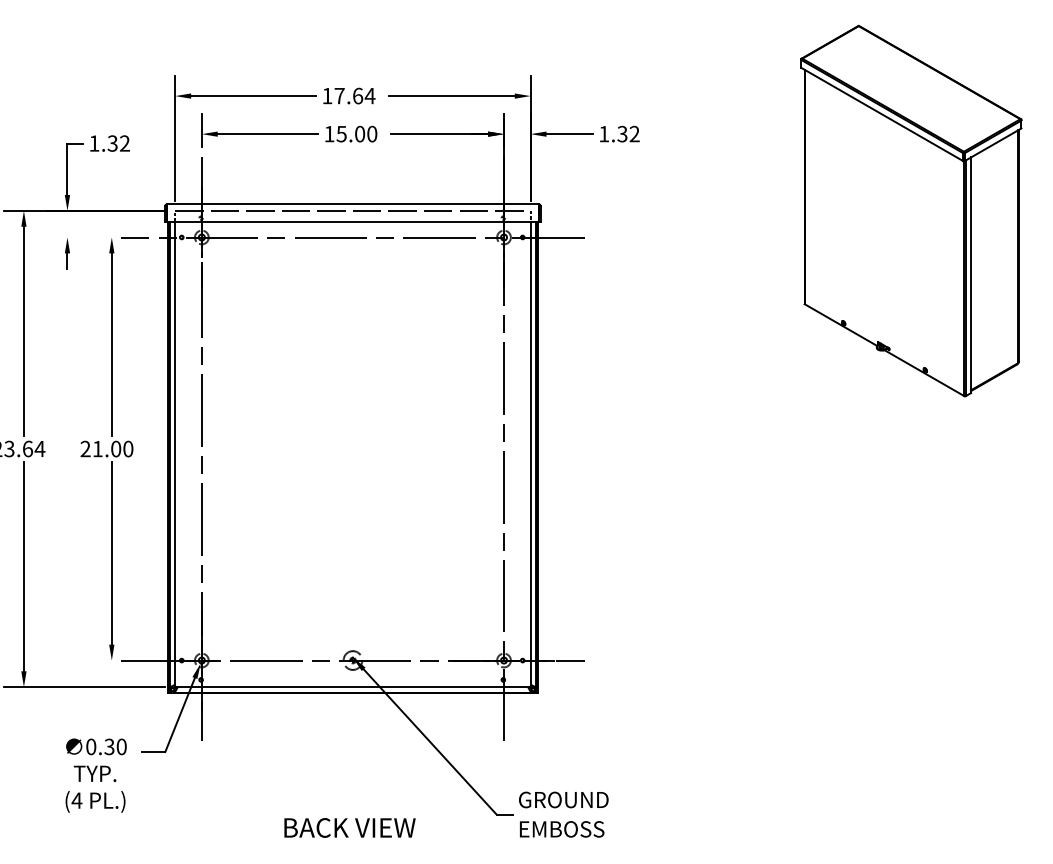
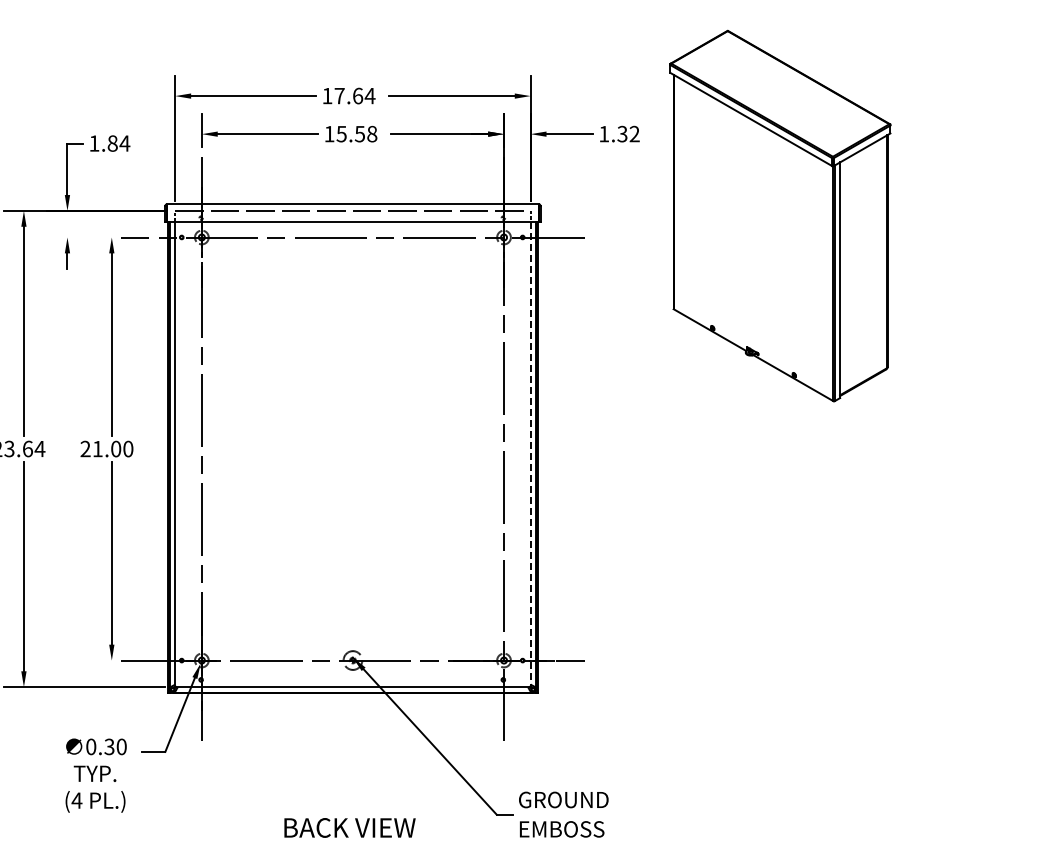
text: 15.00 -> 15.58 (365, 133)
text: 1.32 -> 1.84 (118, 143)
part position: (911, 210) -> (780, 215) (780, 215)
line: solid -> dashed (530, 454)
